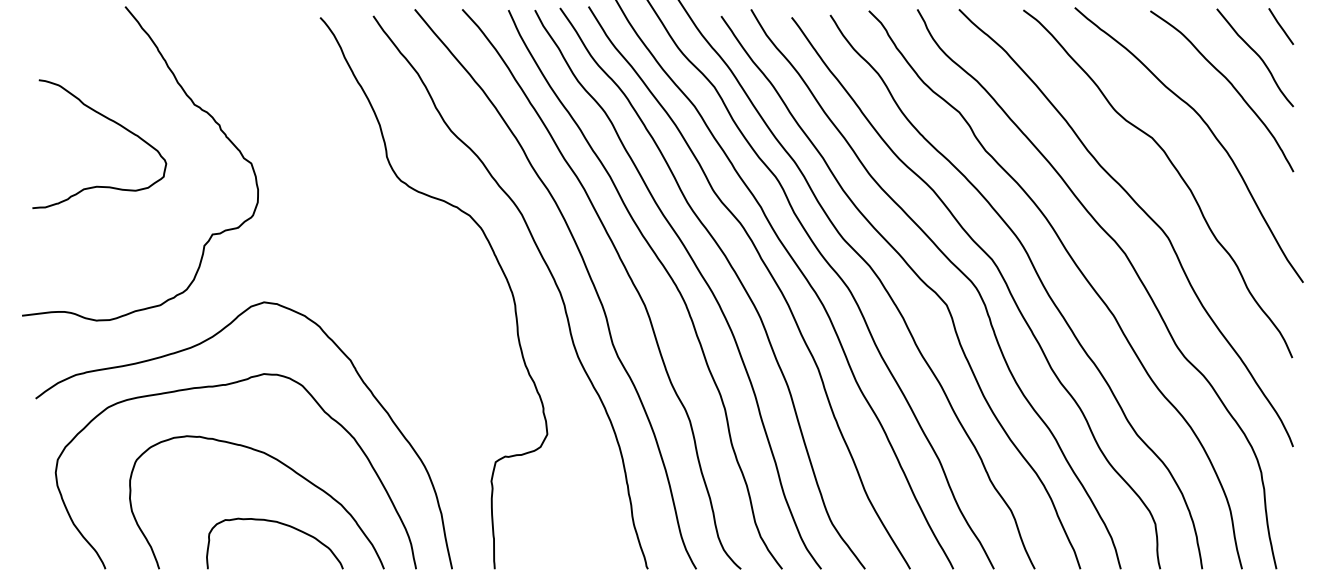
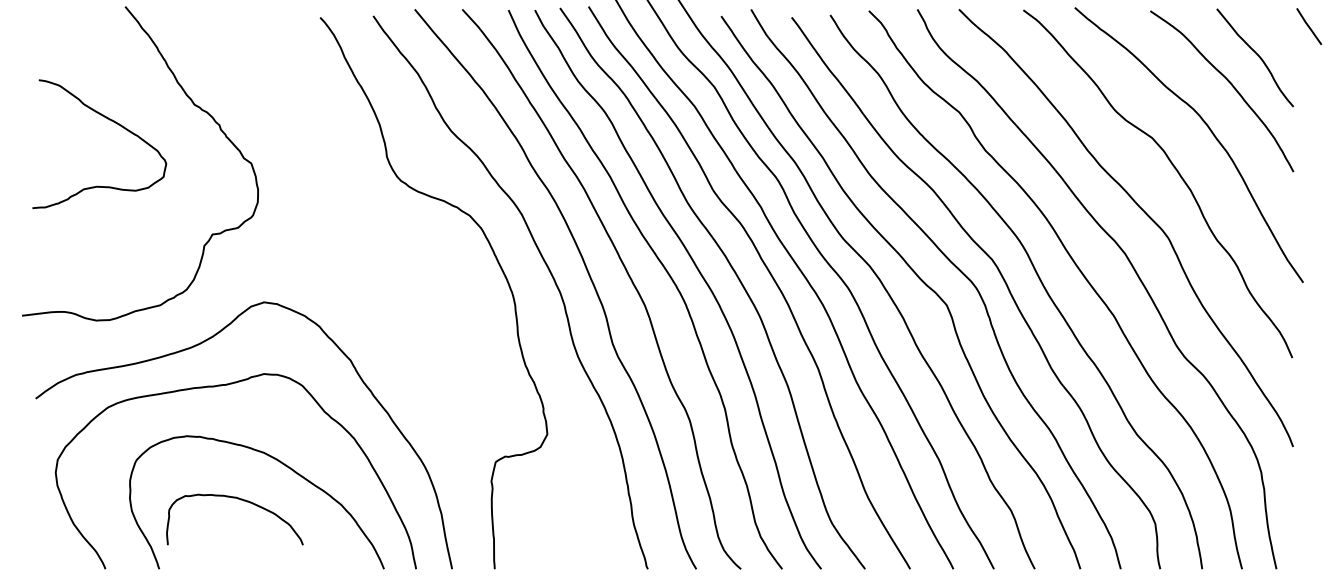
line position: (1281, 26) -> (1309, 26) (1309, 26)
curve position: (280, 524) -> (240, 500) (240, 500)
